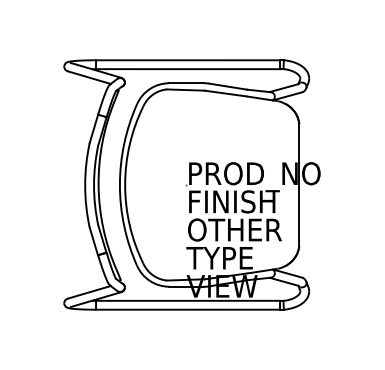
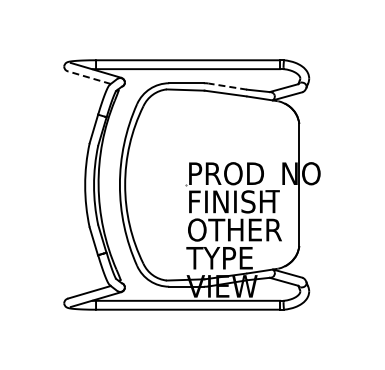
line: solid -> dashed (89, 77)
line: solid -> dashed (227, 86)
